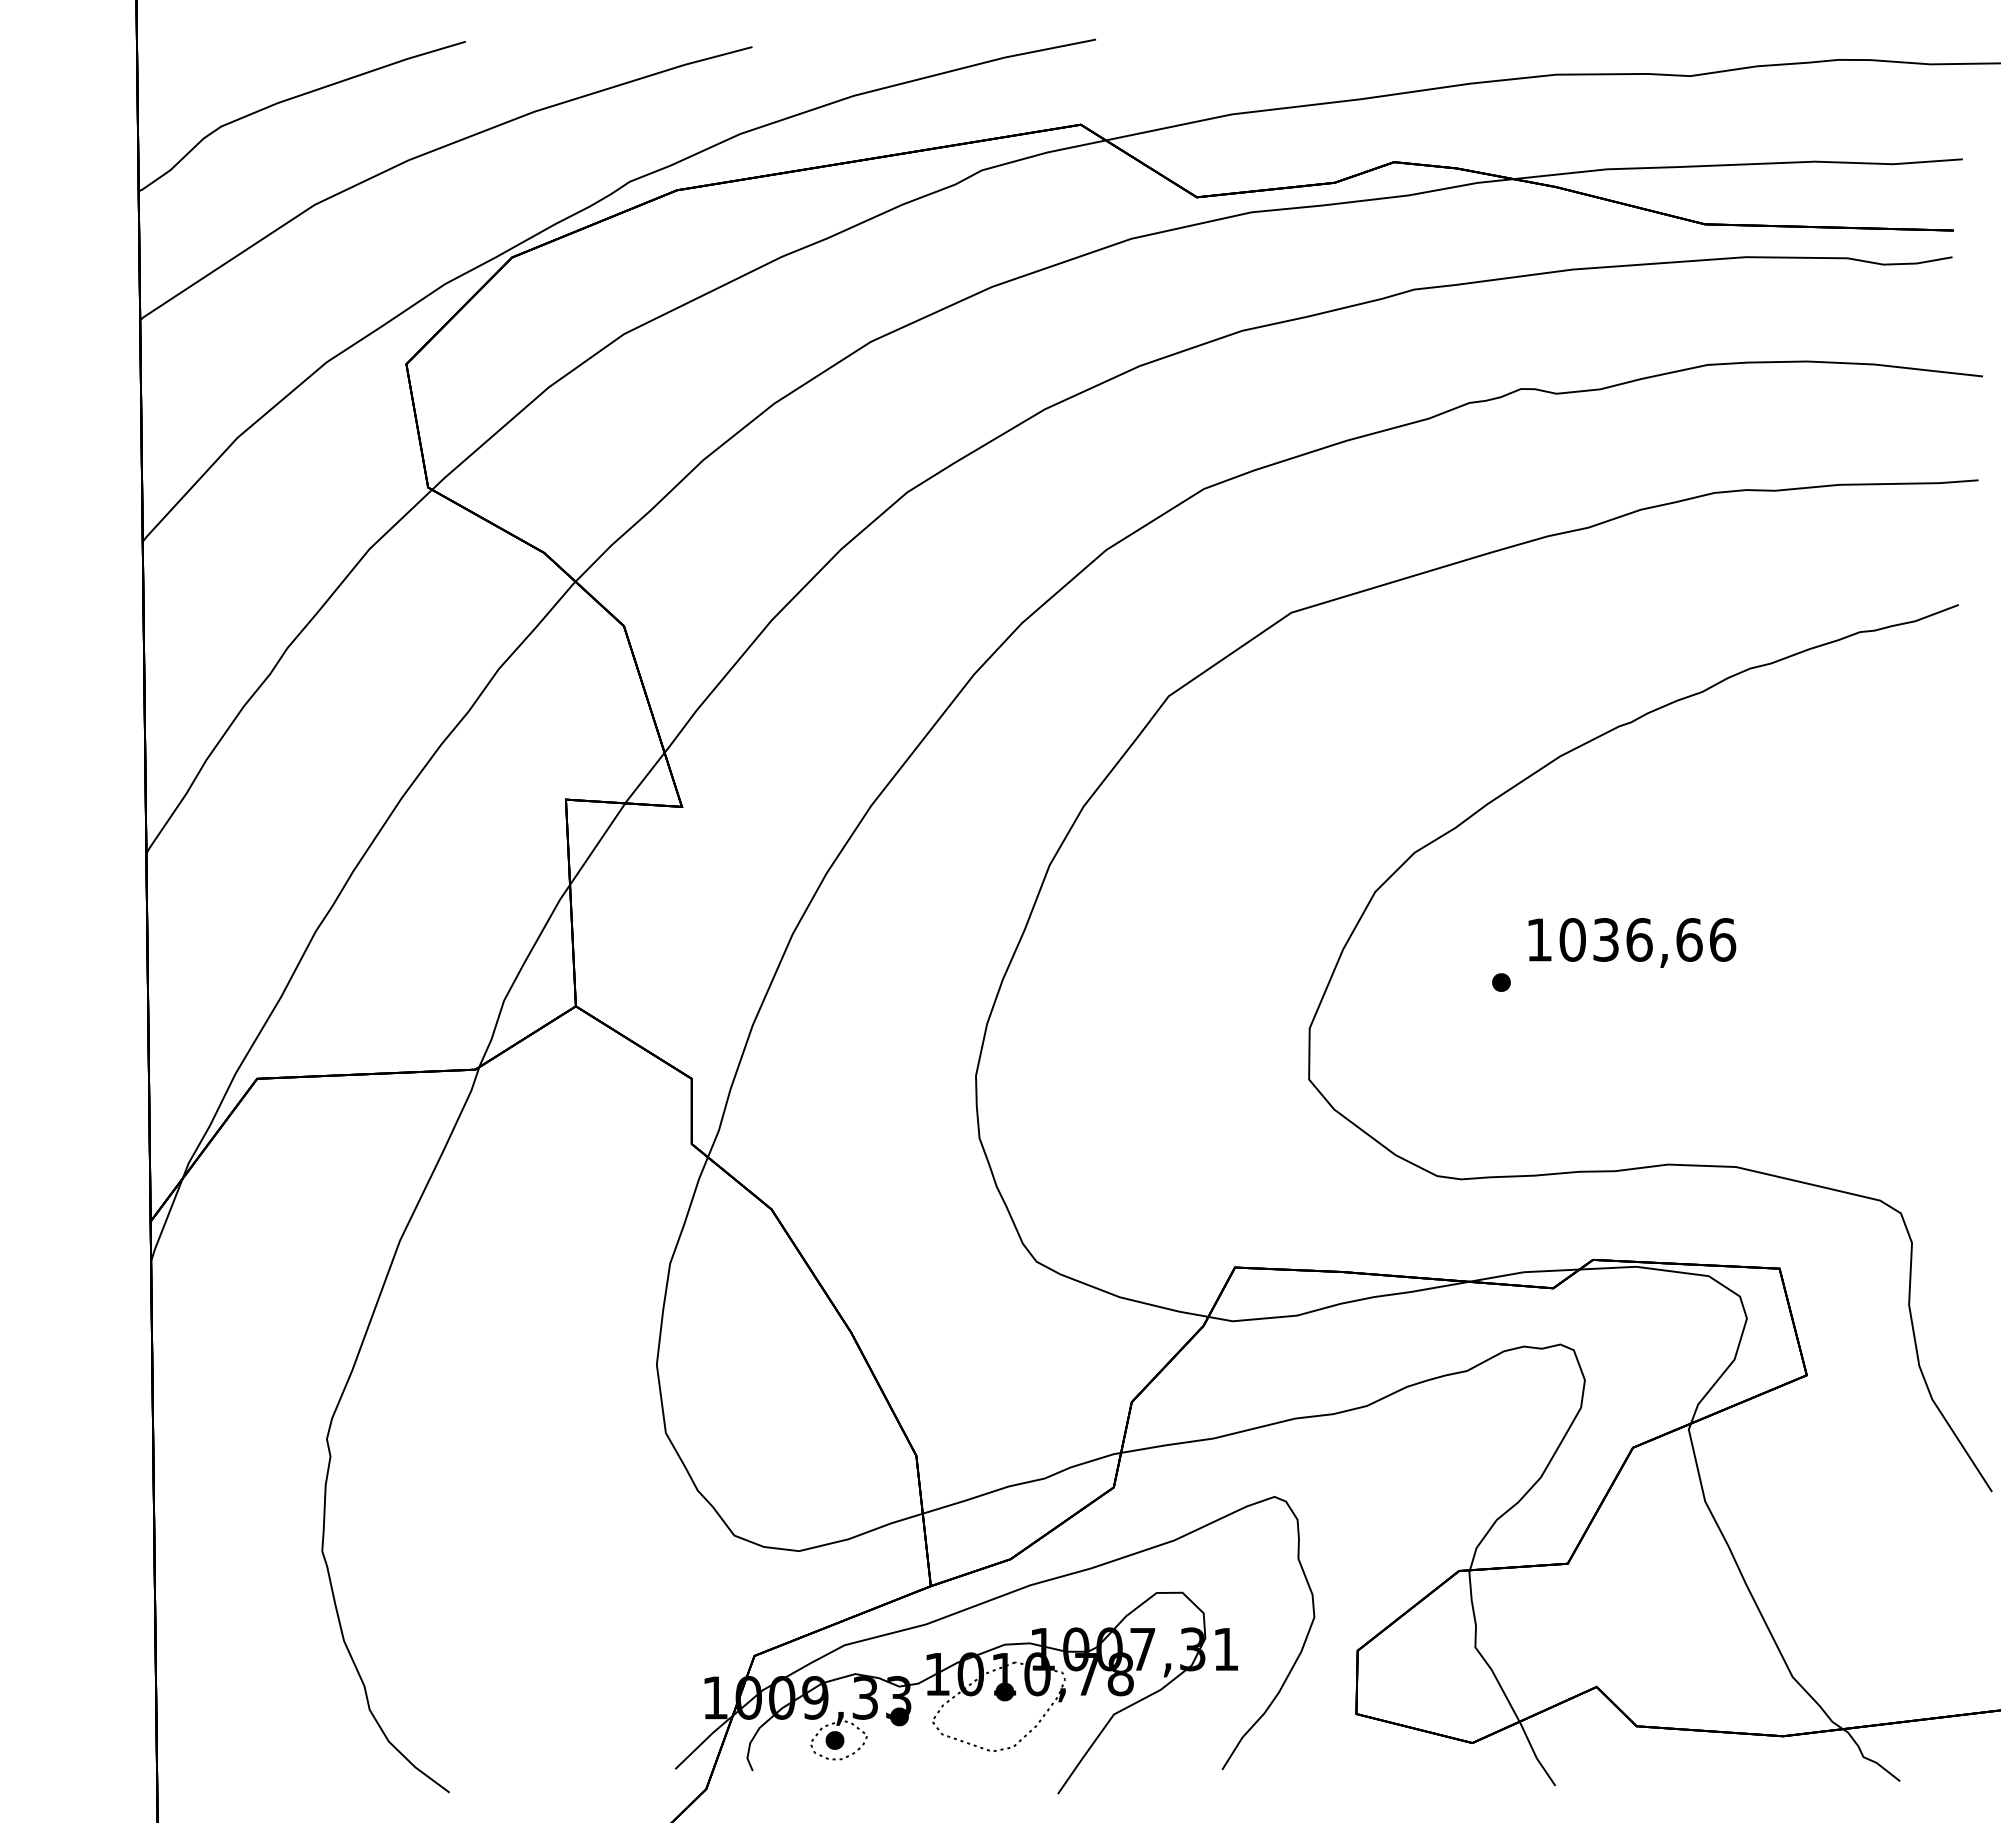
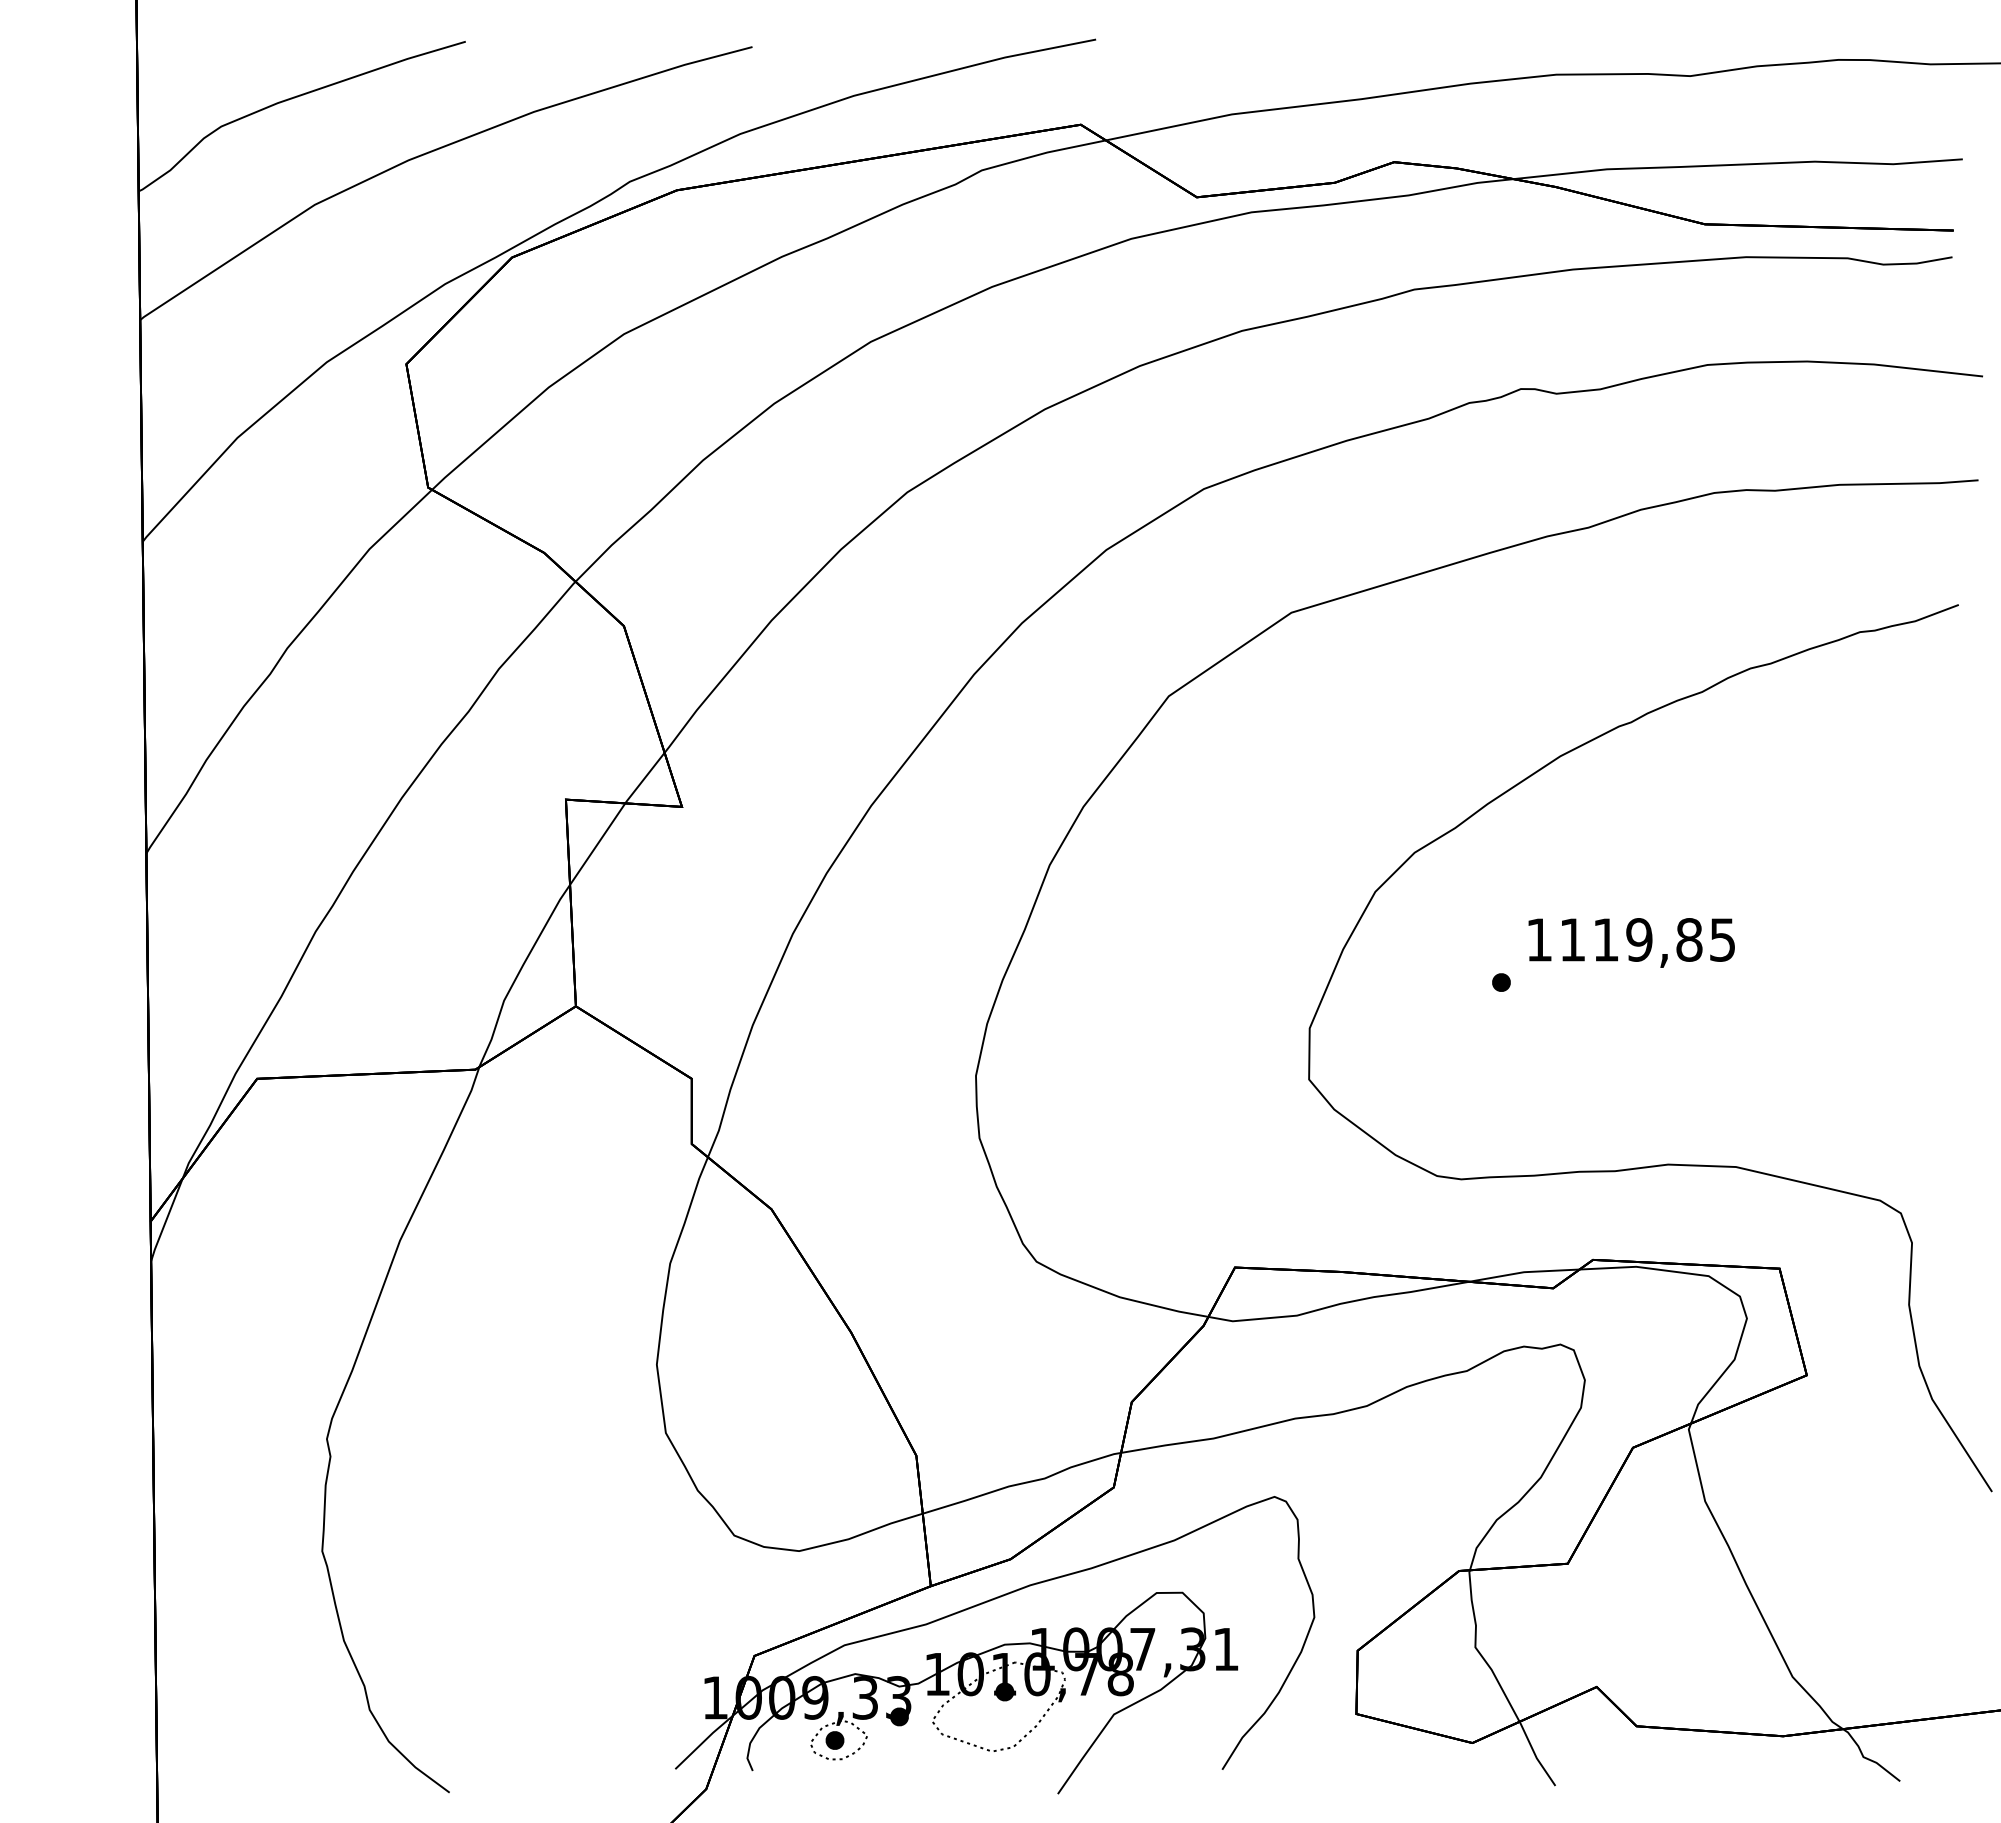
text: 1036,66 -> 1119,85 (1647, 939)
